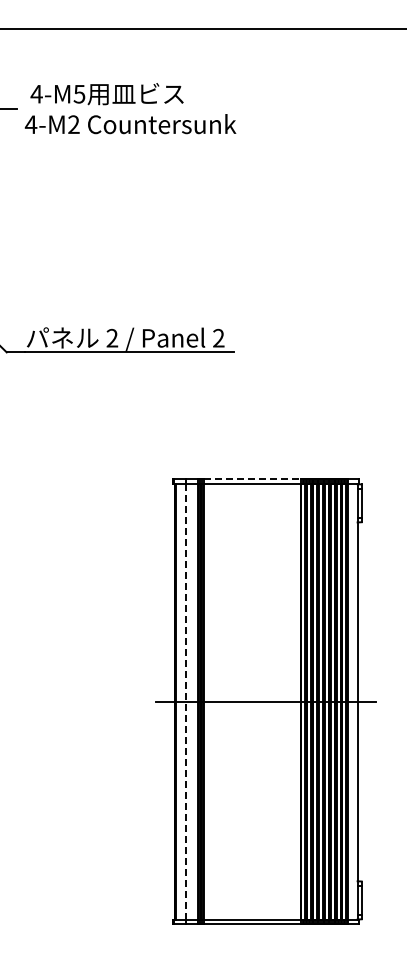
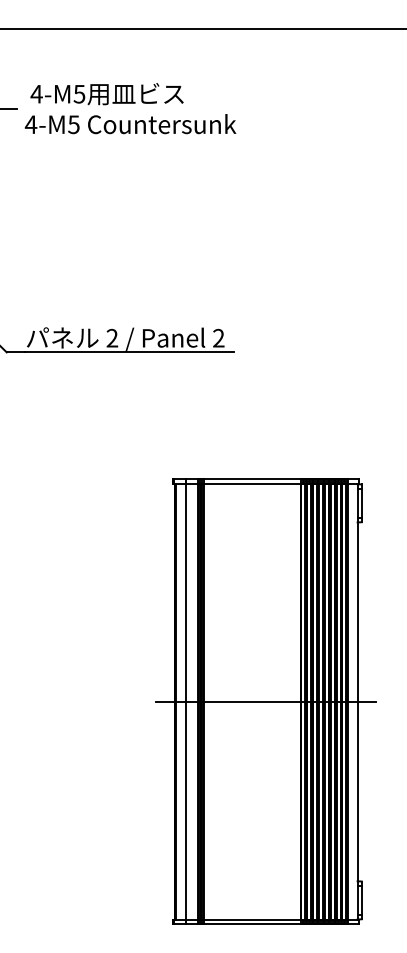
text: 4-M2 -> 4-M5 (73, 124)
line: dashed -> solid (252, 479)
line: dashed -> solid (186, 702)
